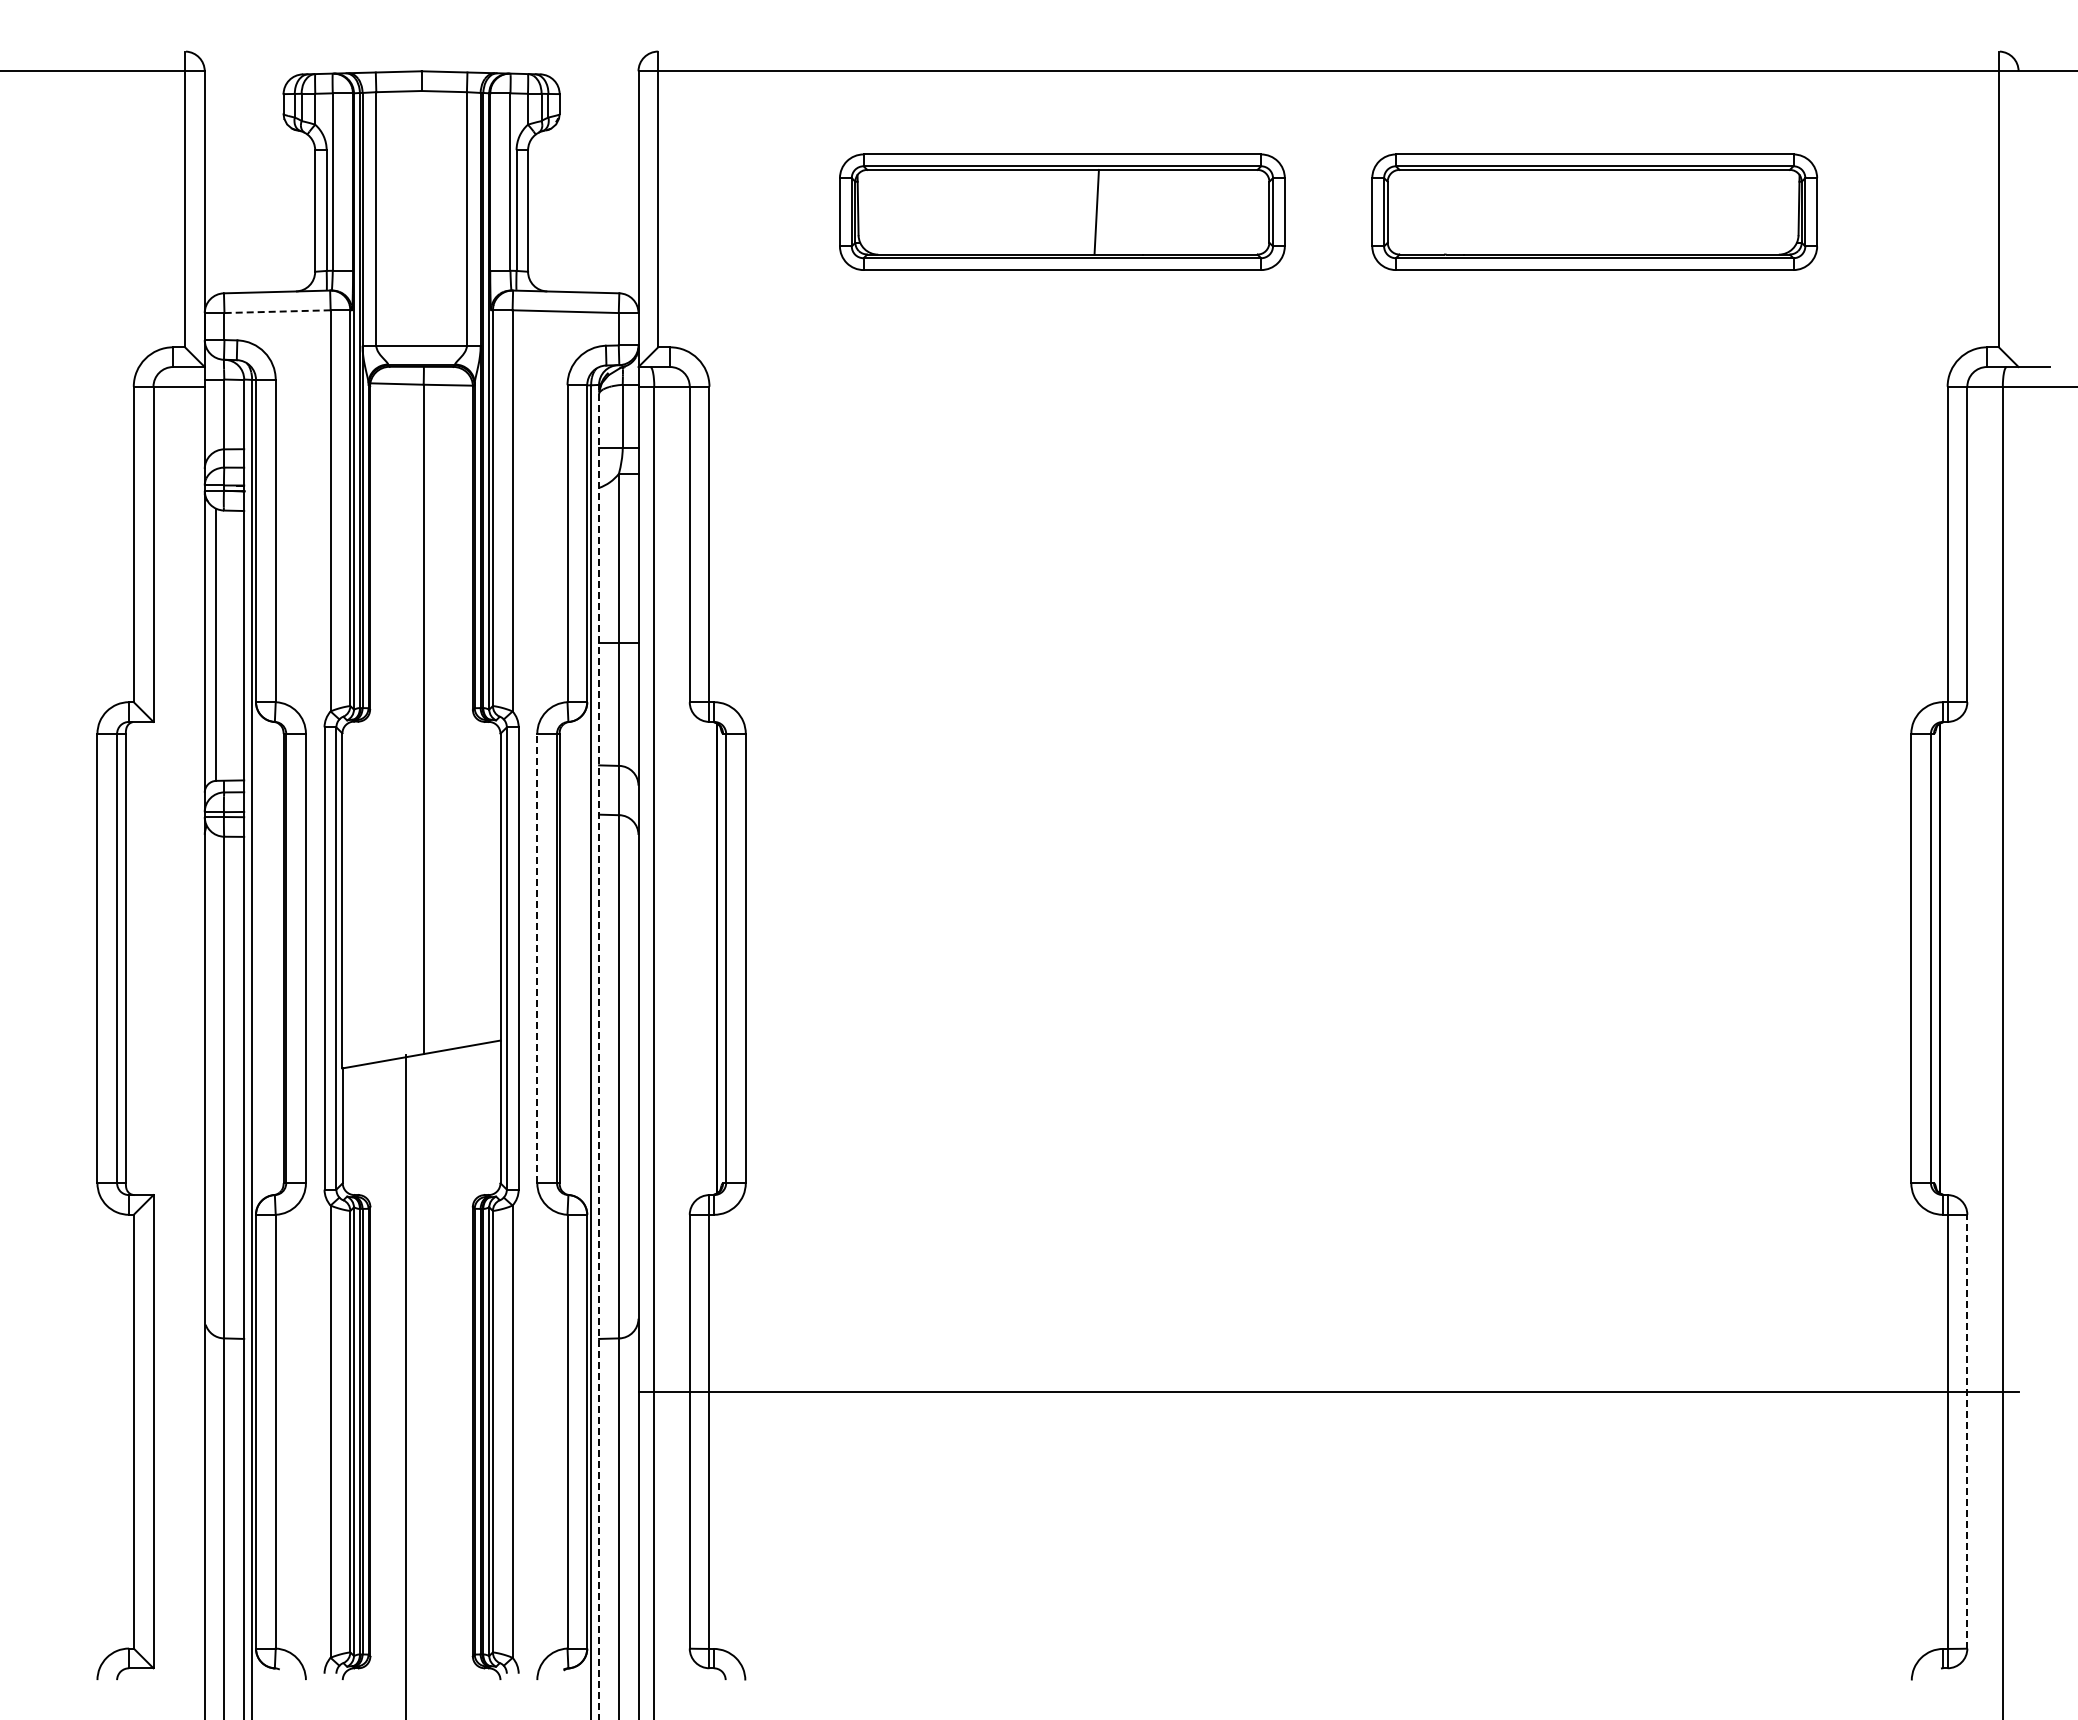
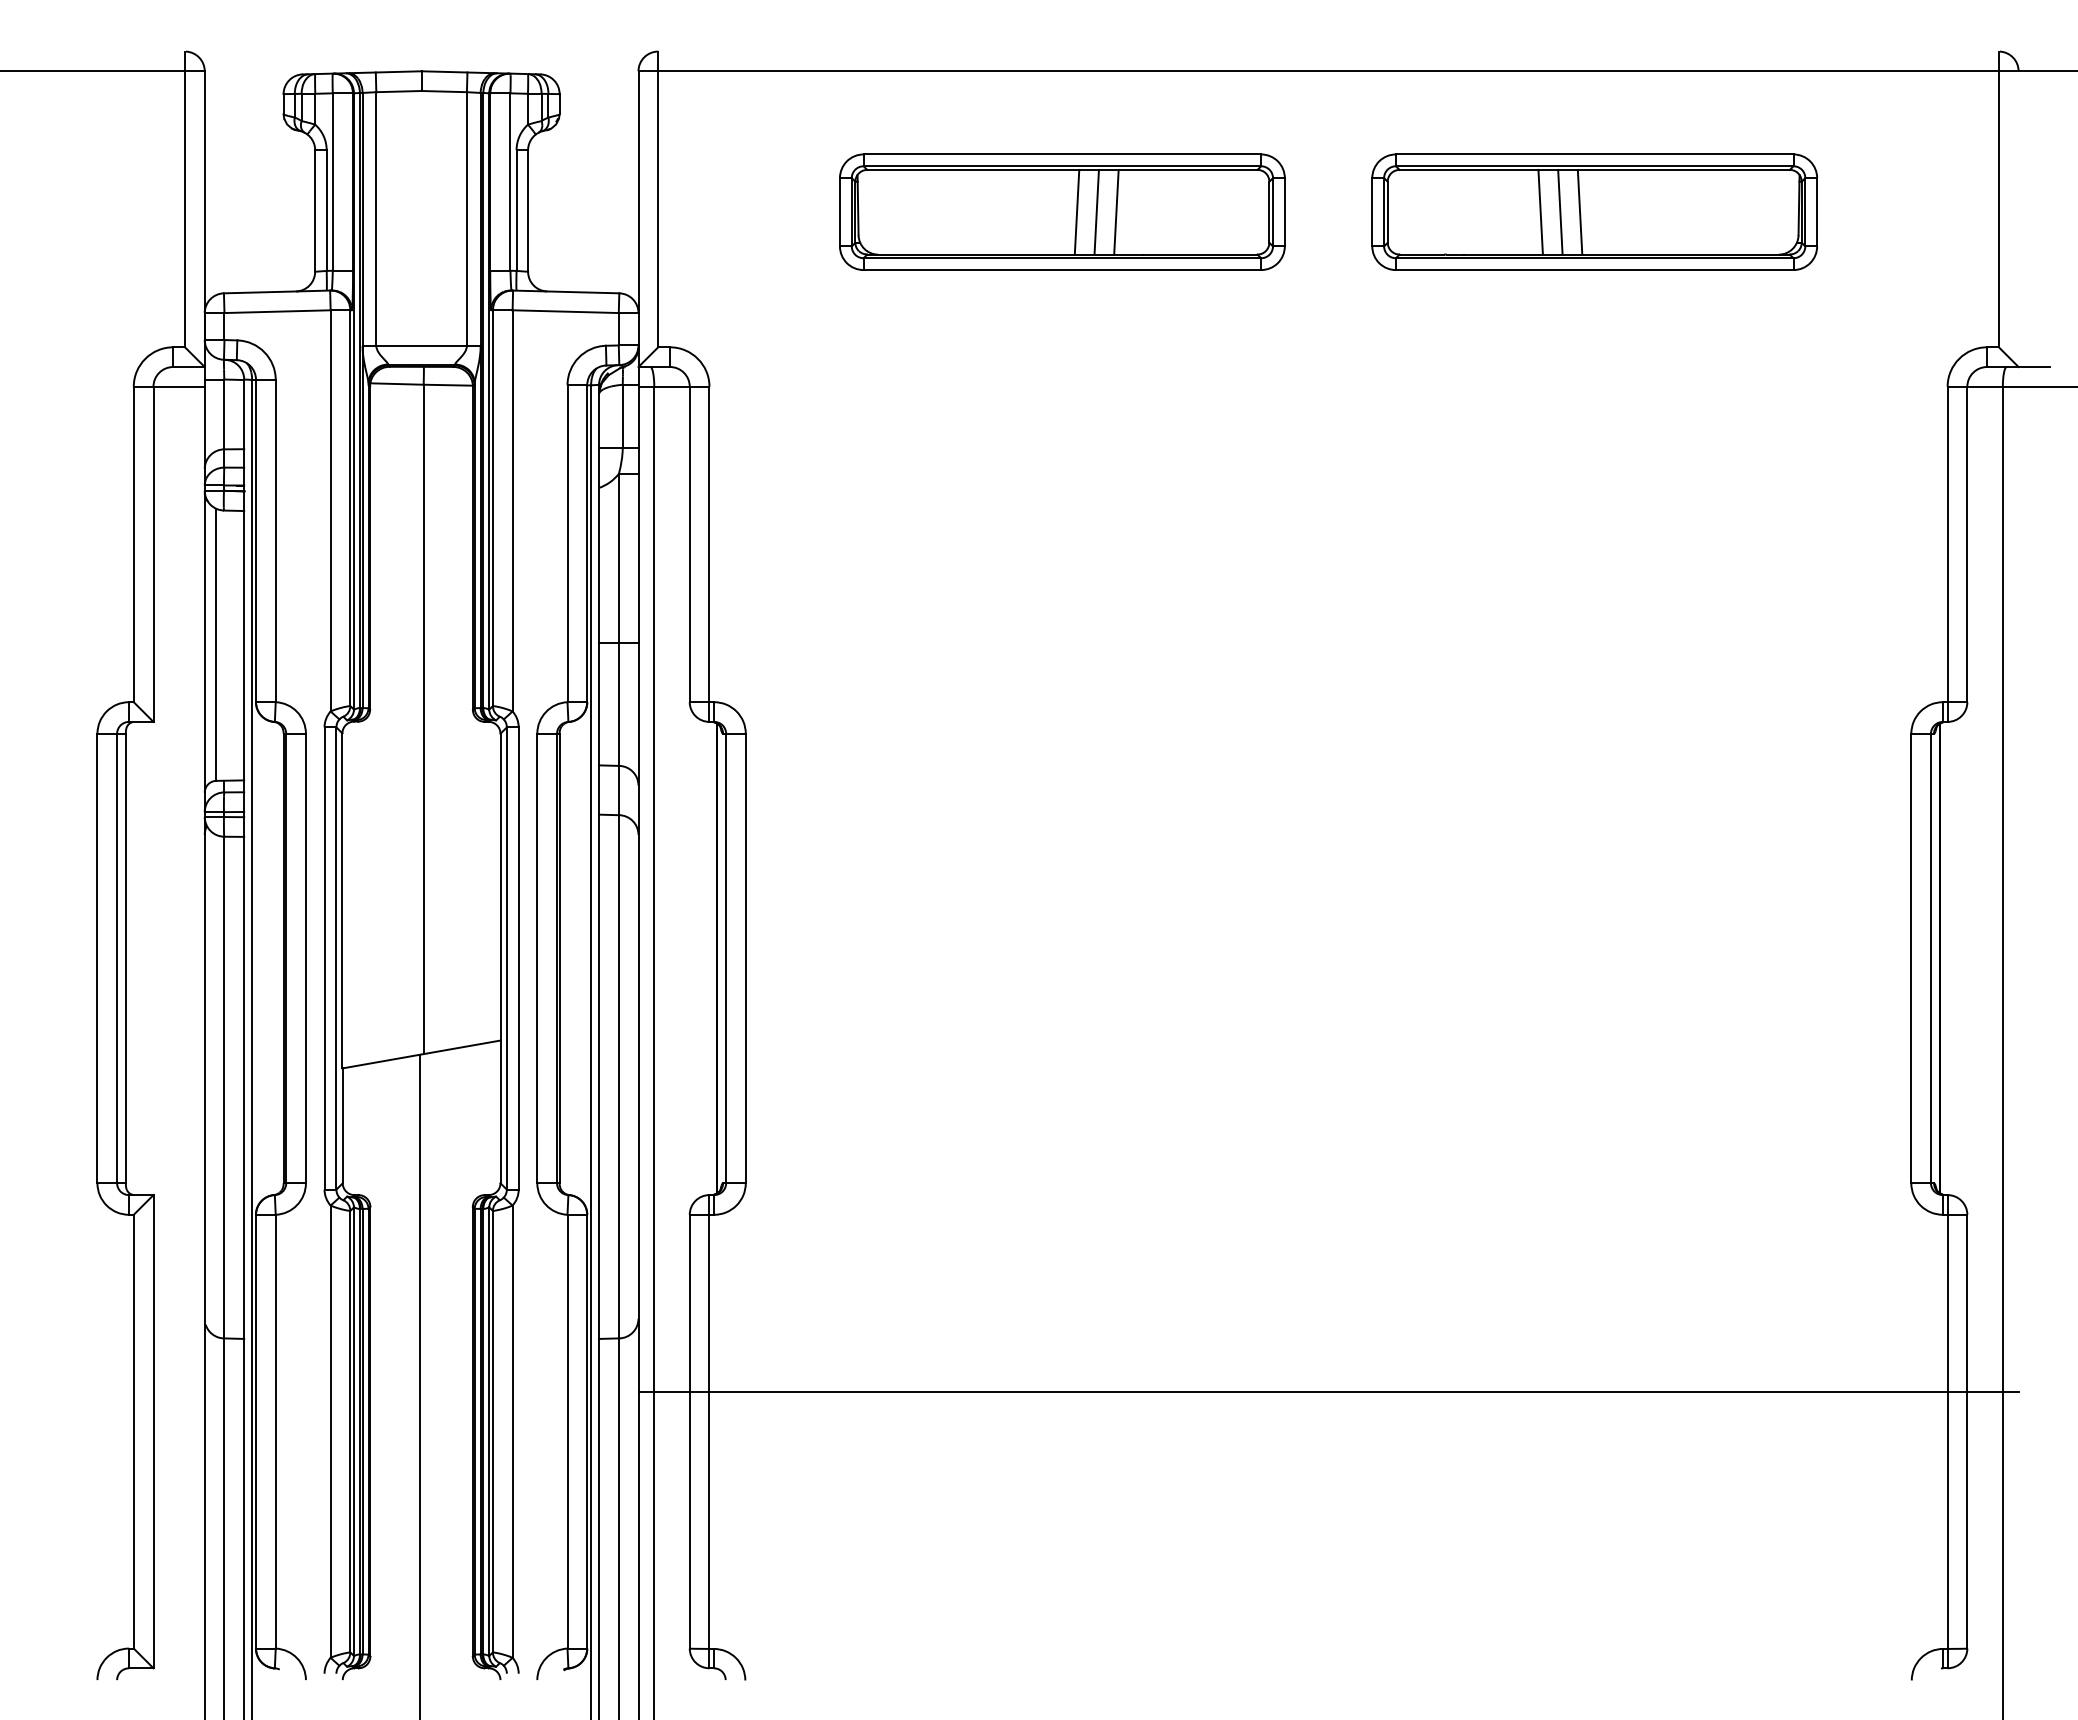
line: none -> present (1076, 211)
line: none -> present (1116, 211)
line: none -> present (1540, 211)
line: none -> present (1560, 211)
line: none -> present (1579, 211)
line: dashed -> solid (277, 311)
line: dashed -> solid (537, 958)
line: dashed -> solid (599, 1051)
line position: (405, 1385) -> (419, 1385) (419, 1385)
line: dashed -> solid (1967, 1431)
